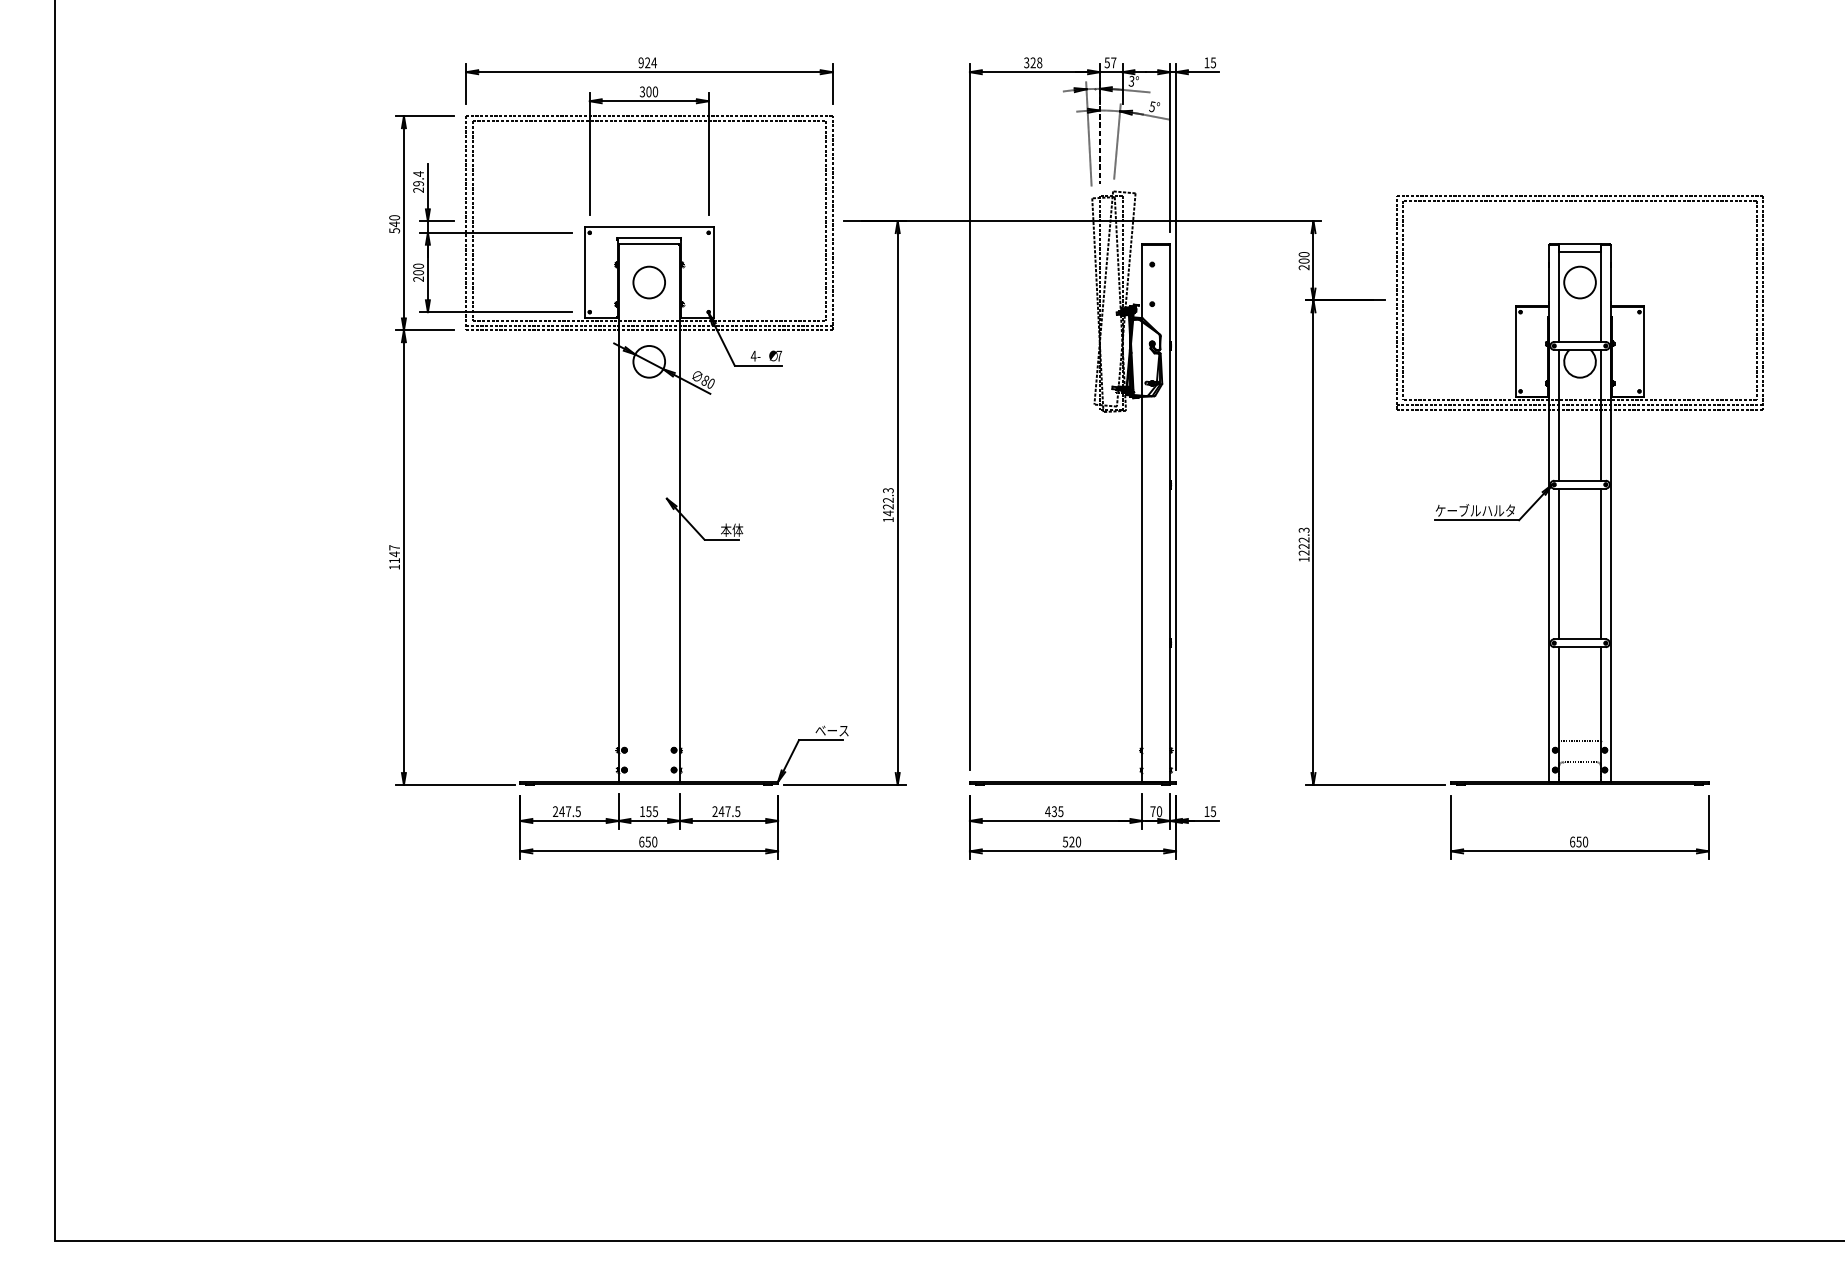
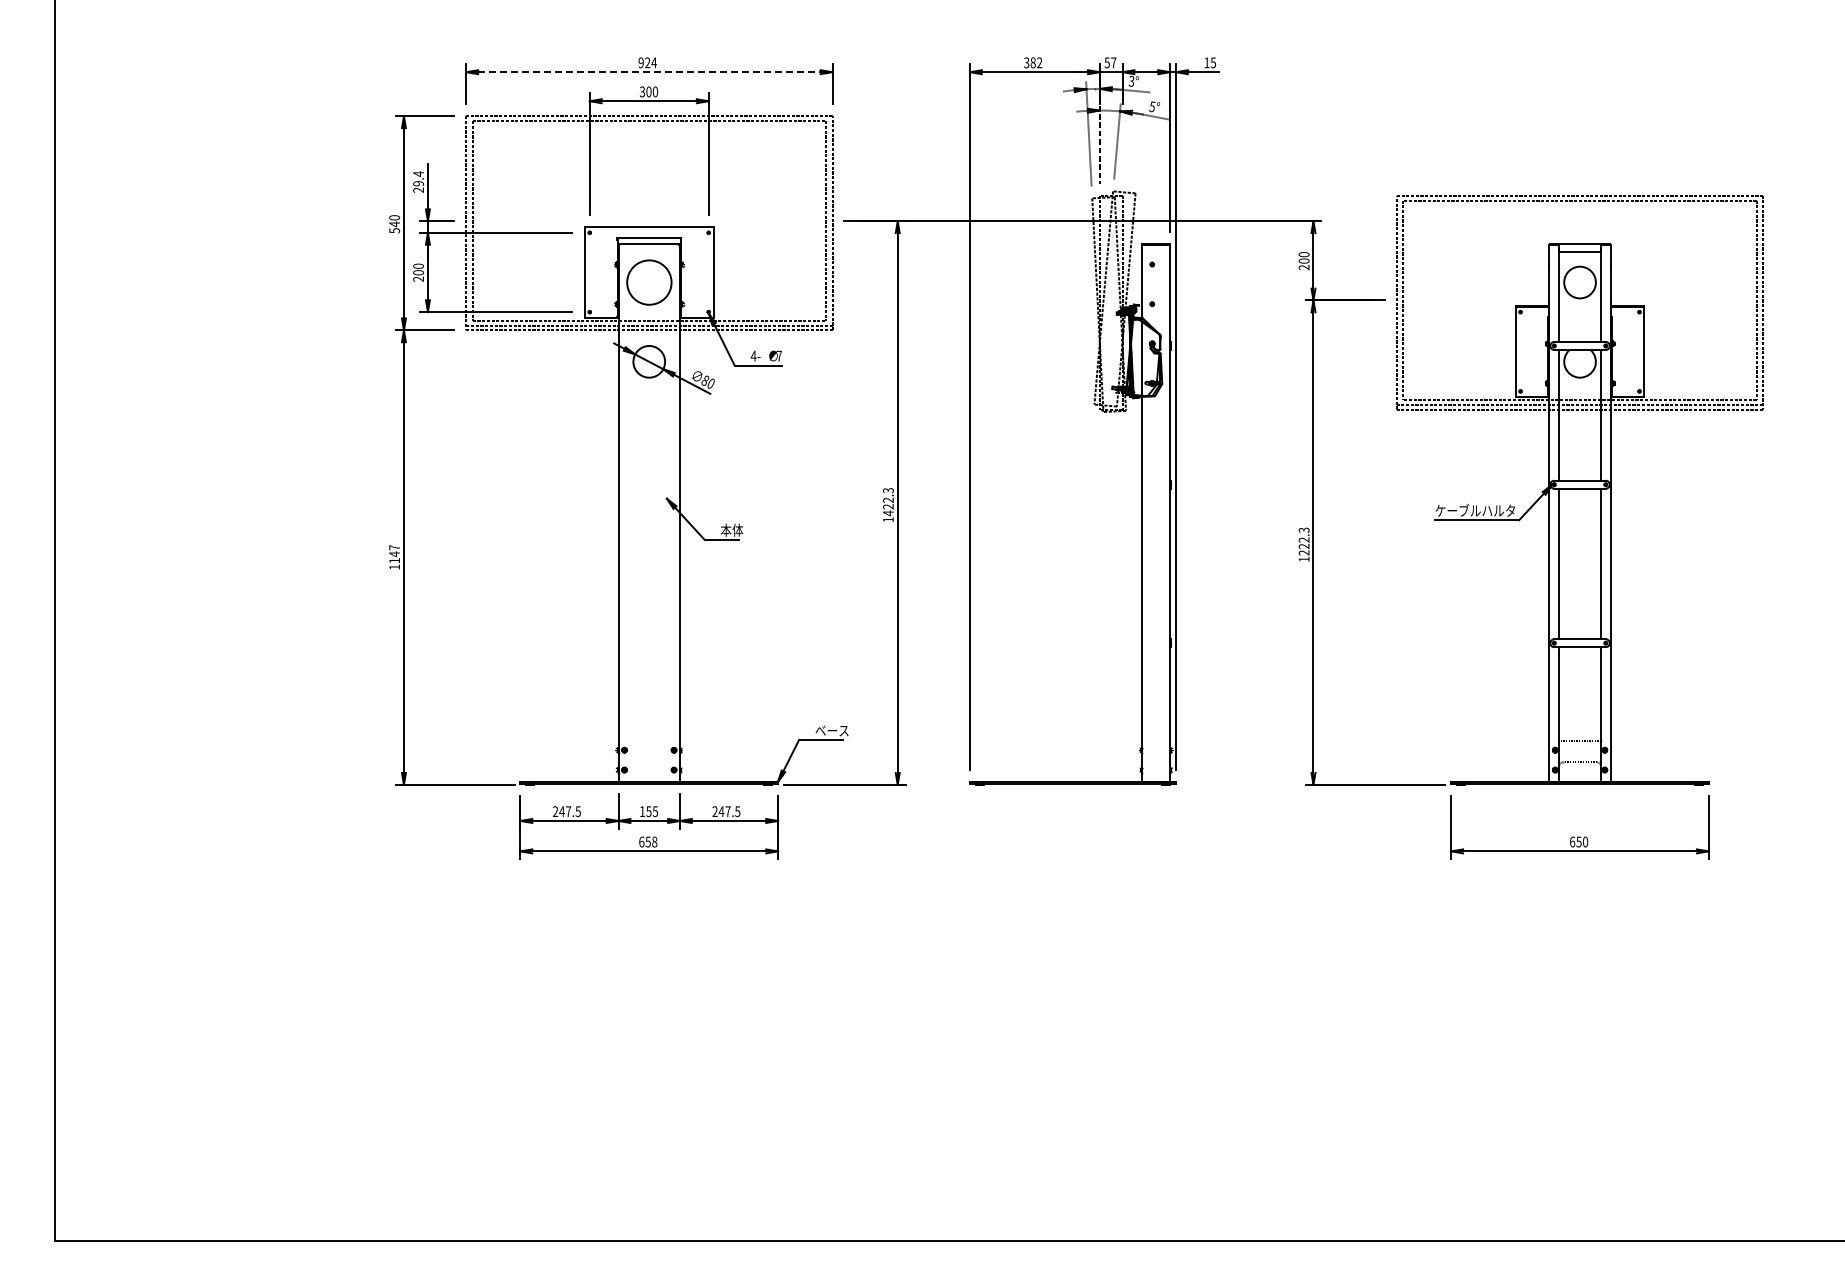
text: 328 -> 382 (1036, 62)
line: solid -> dashed (649, 72)
circle size: 34x35 px -> 47x47 px (649, 282)
part: present -> none (1094, 826)
text: 650 -> 658 (654, 842)
